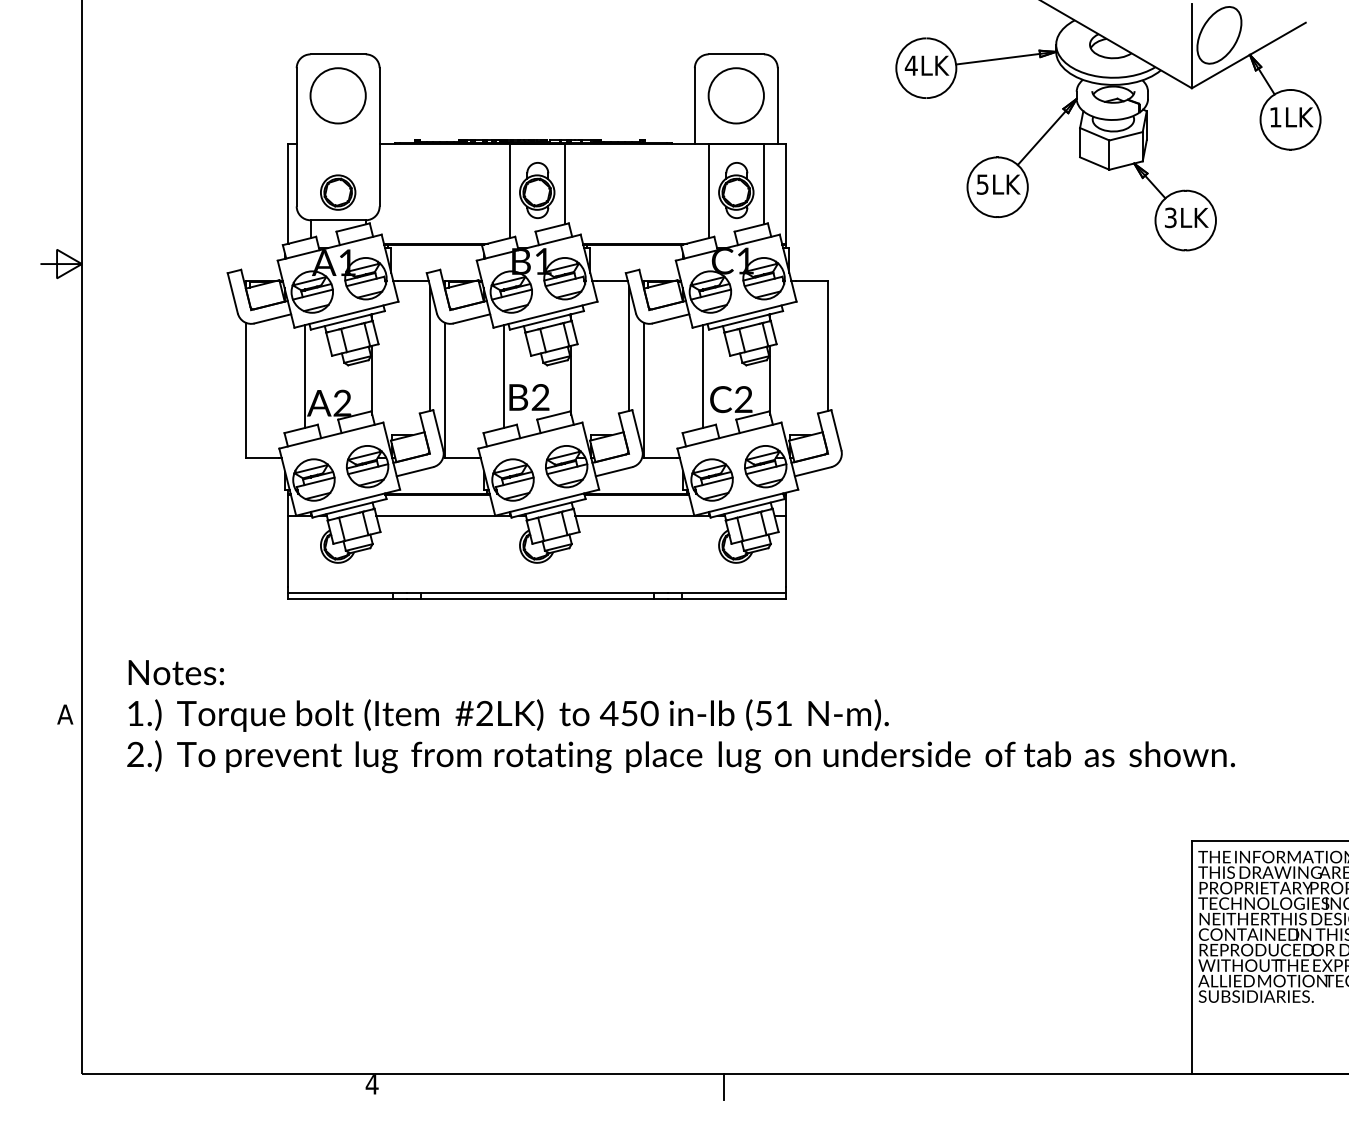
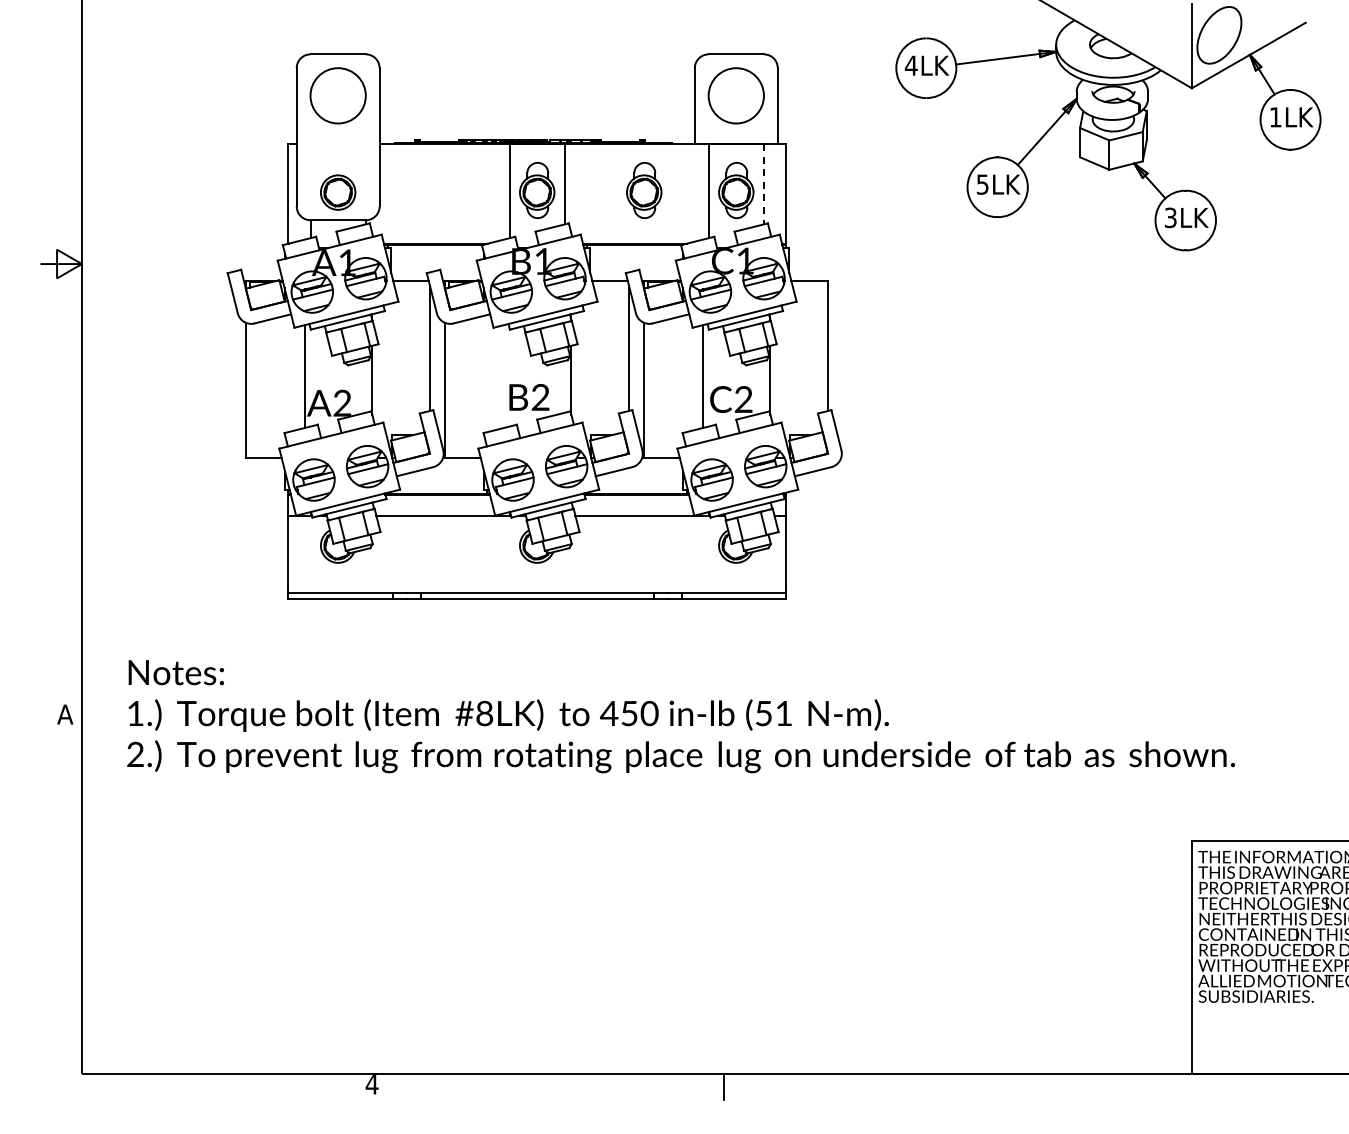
line: solid -> dashed (763, 184)
part: none -> present (644, 190)
line: present -> none (504, 376)
text: #2LK) -> #8LK) (484, 714)
